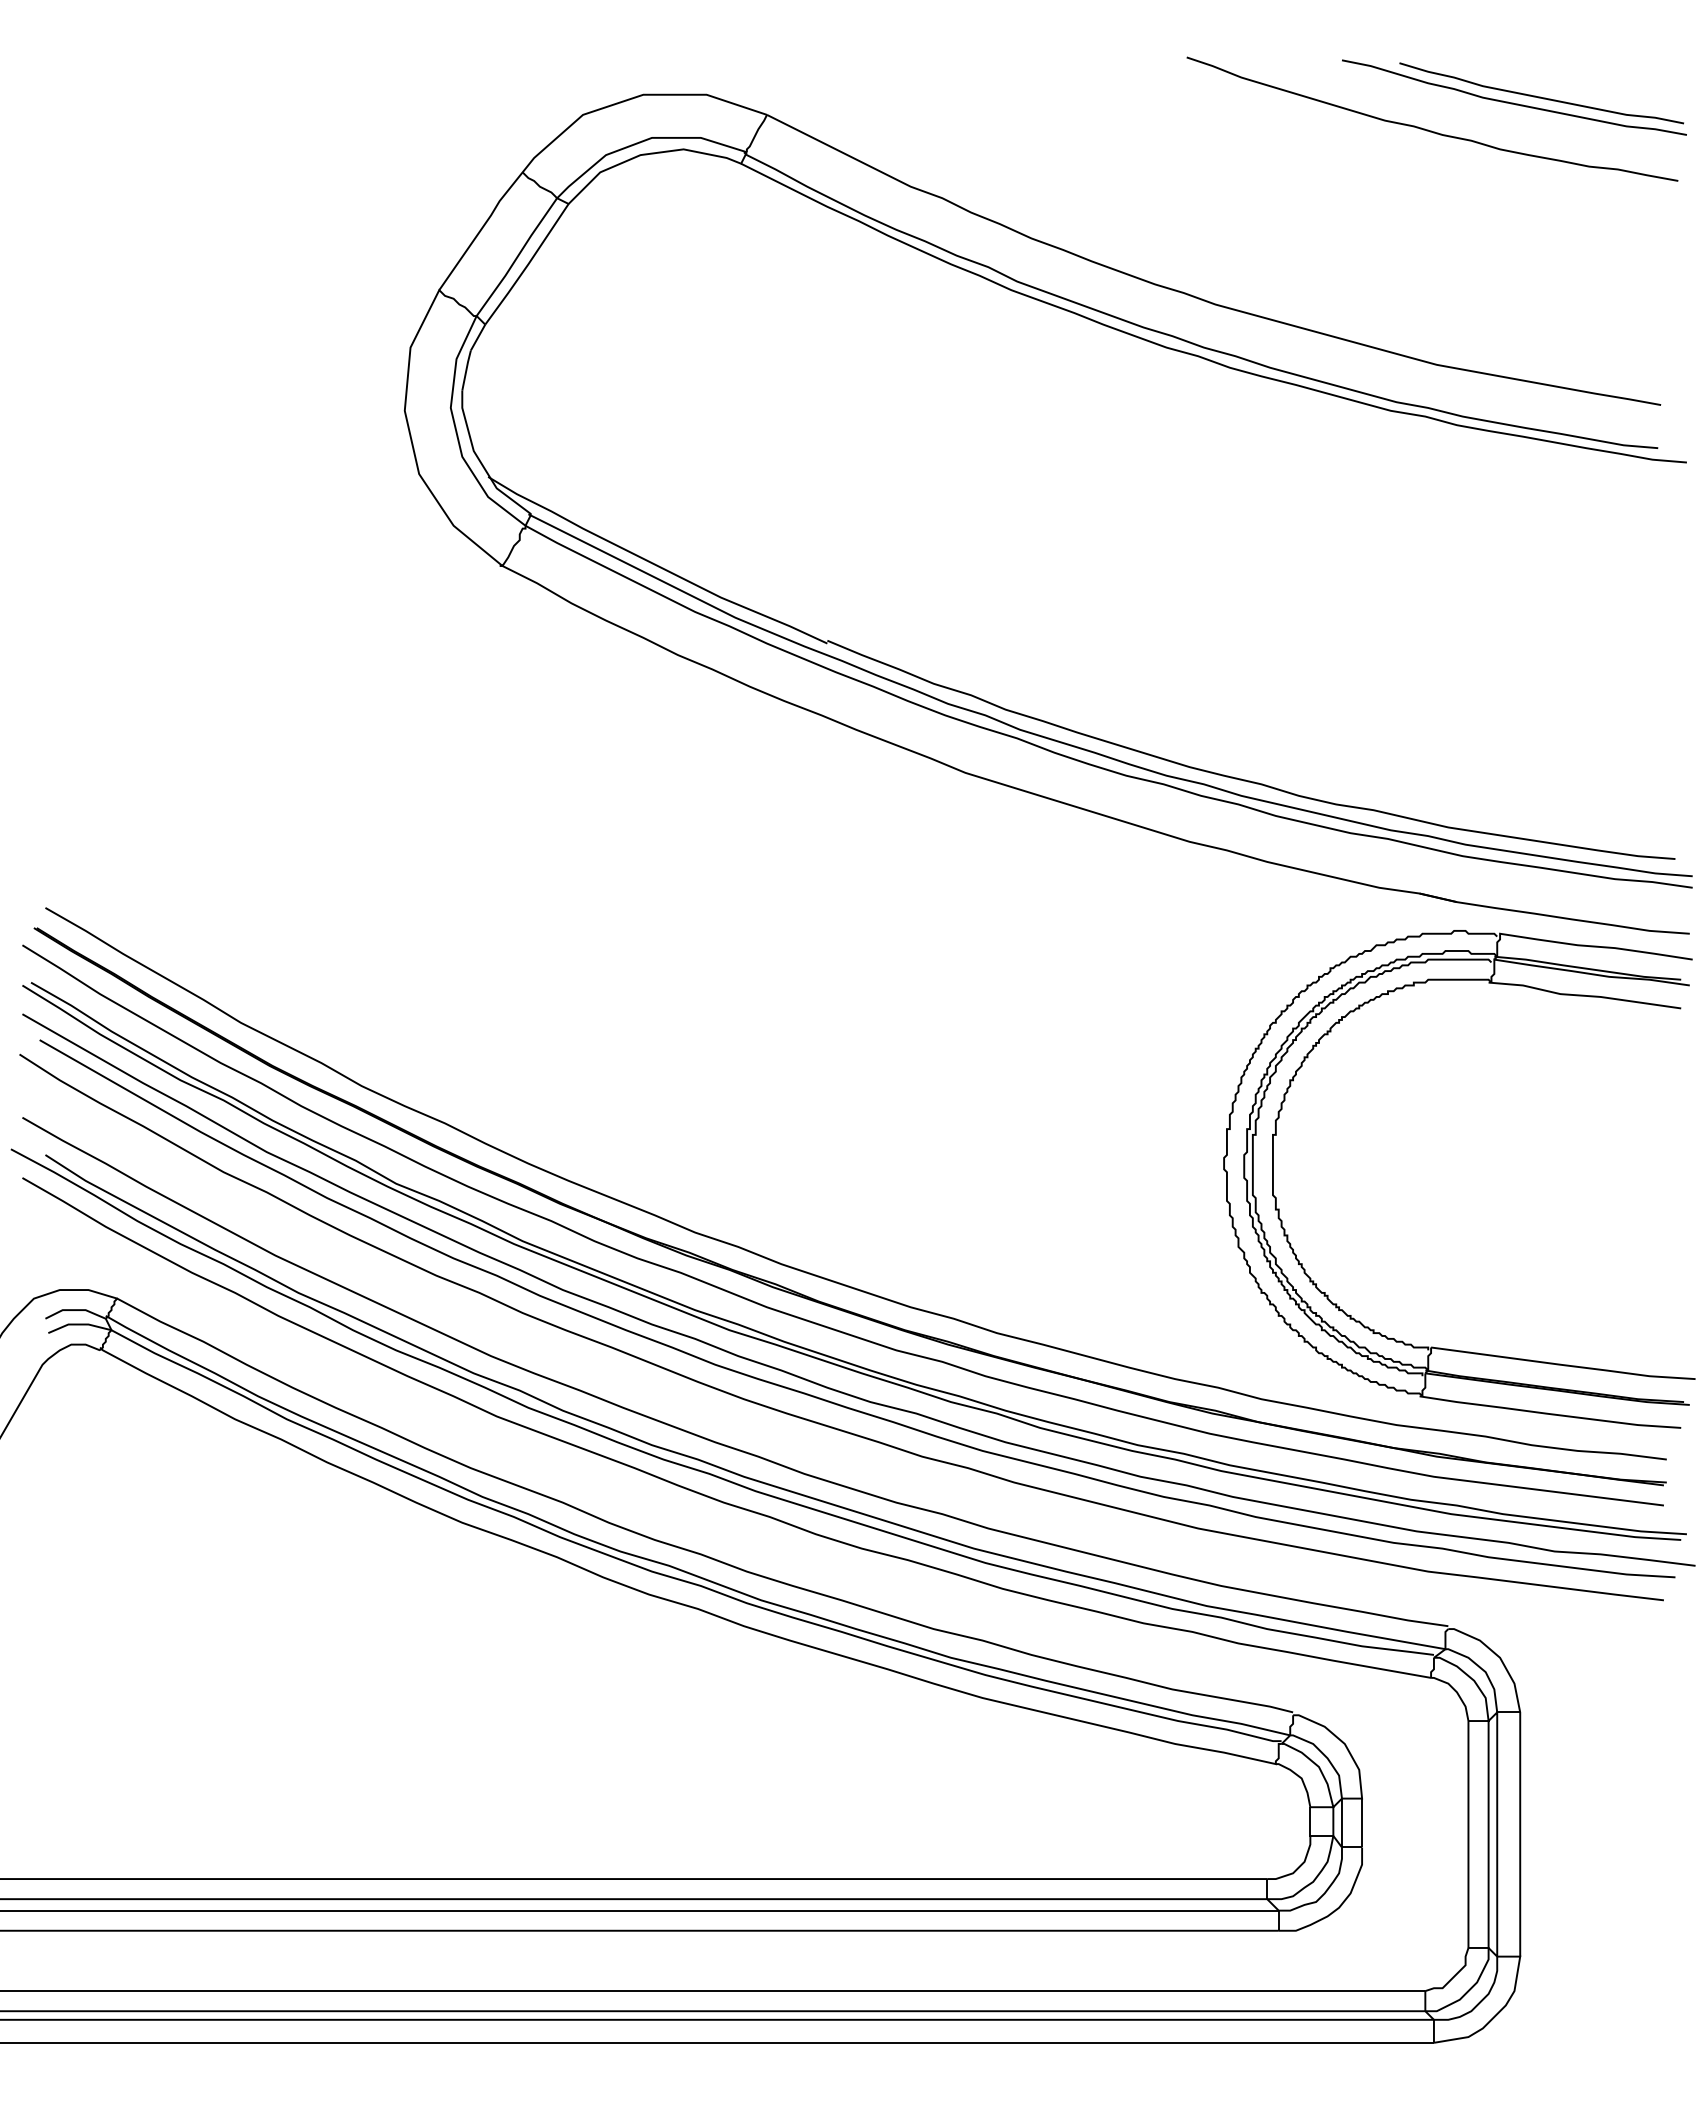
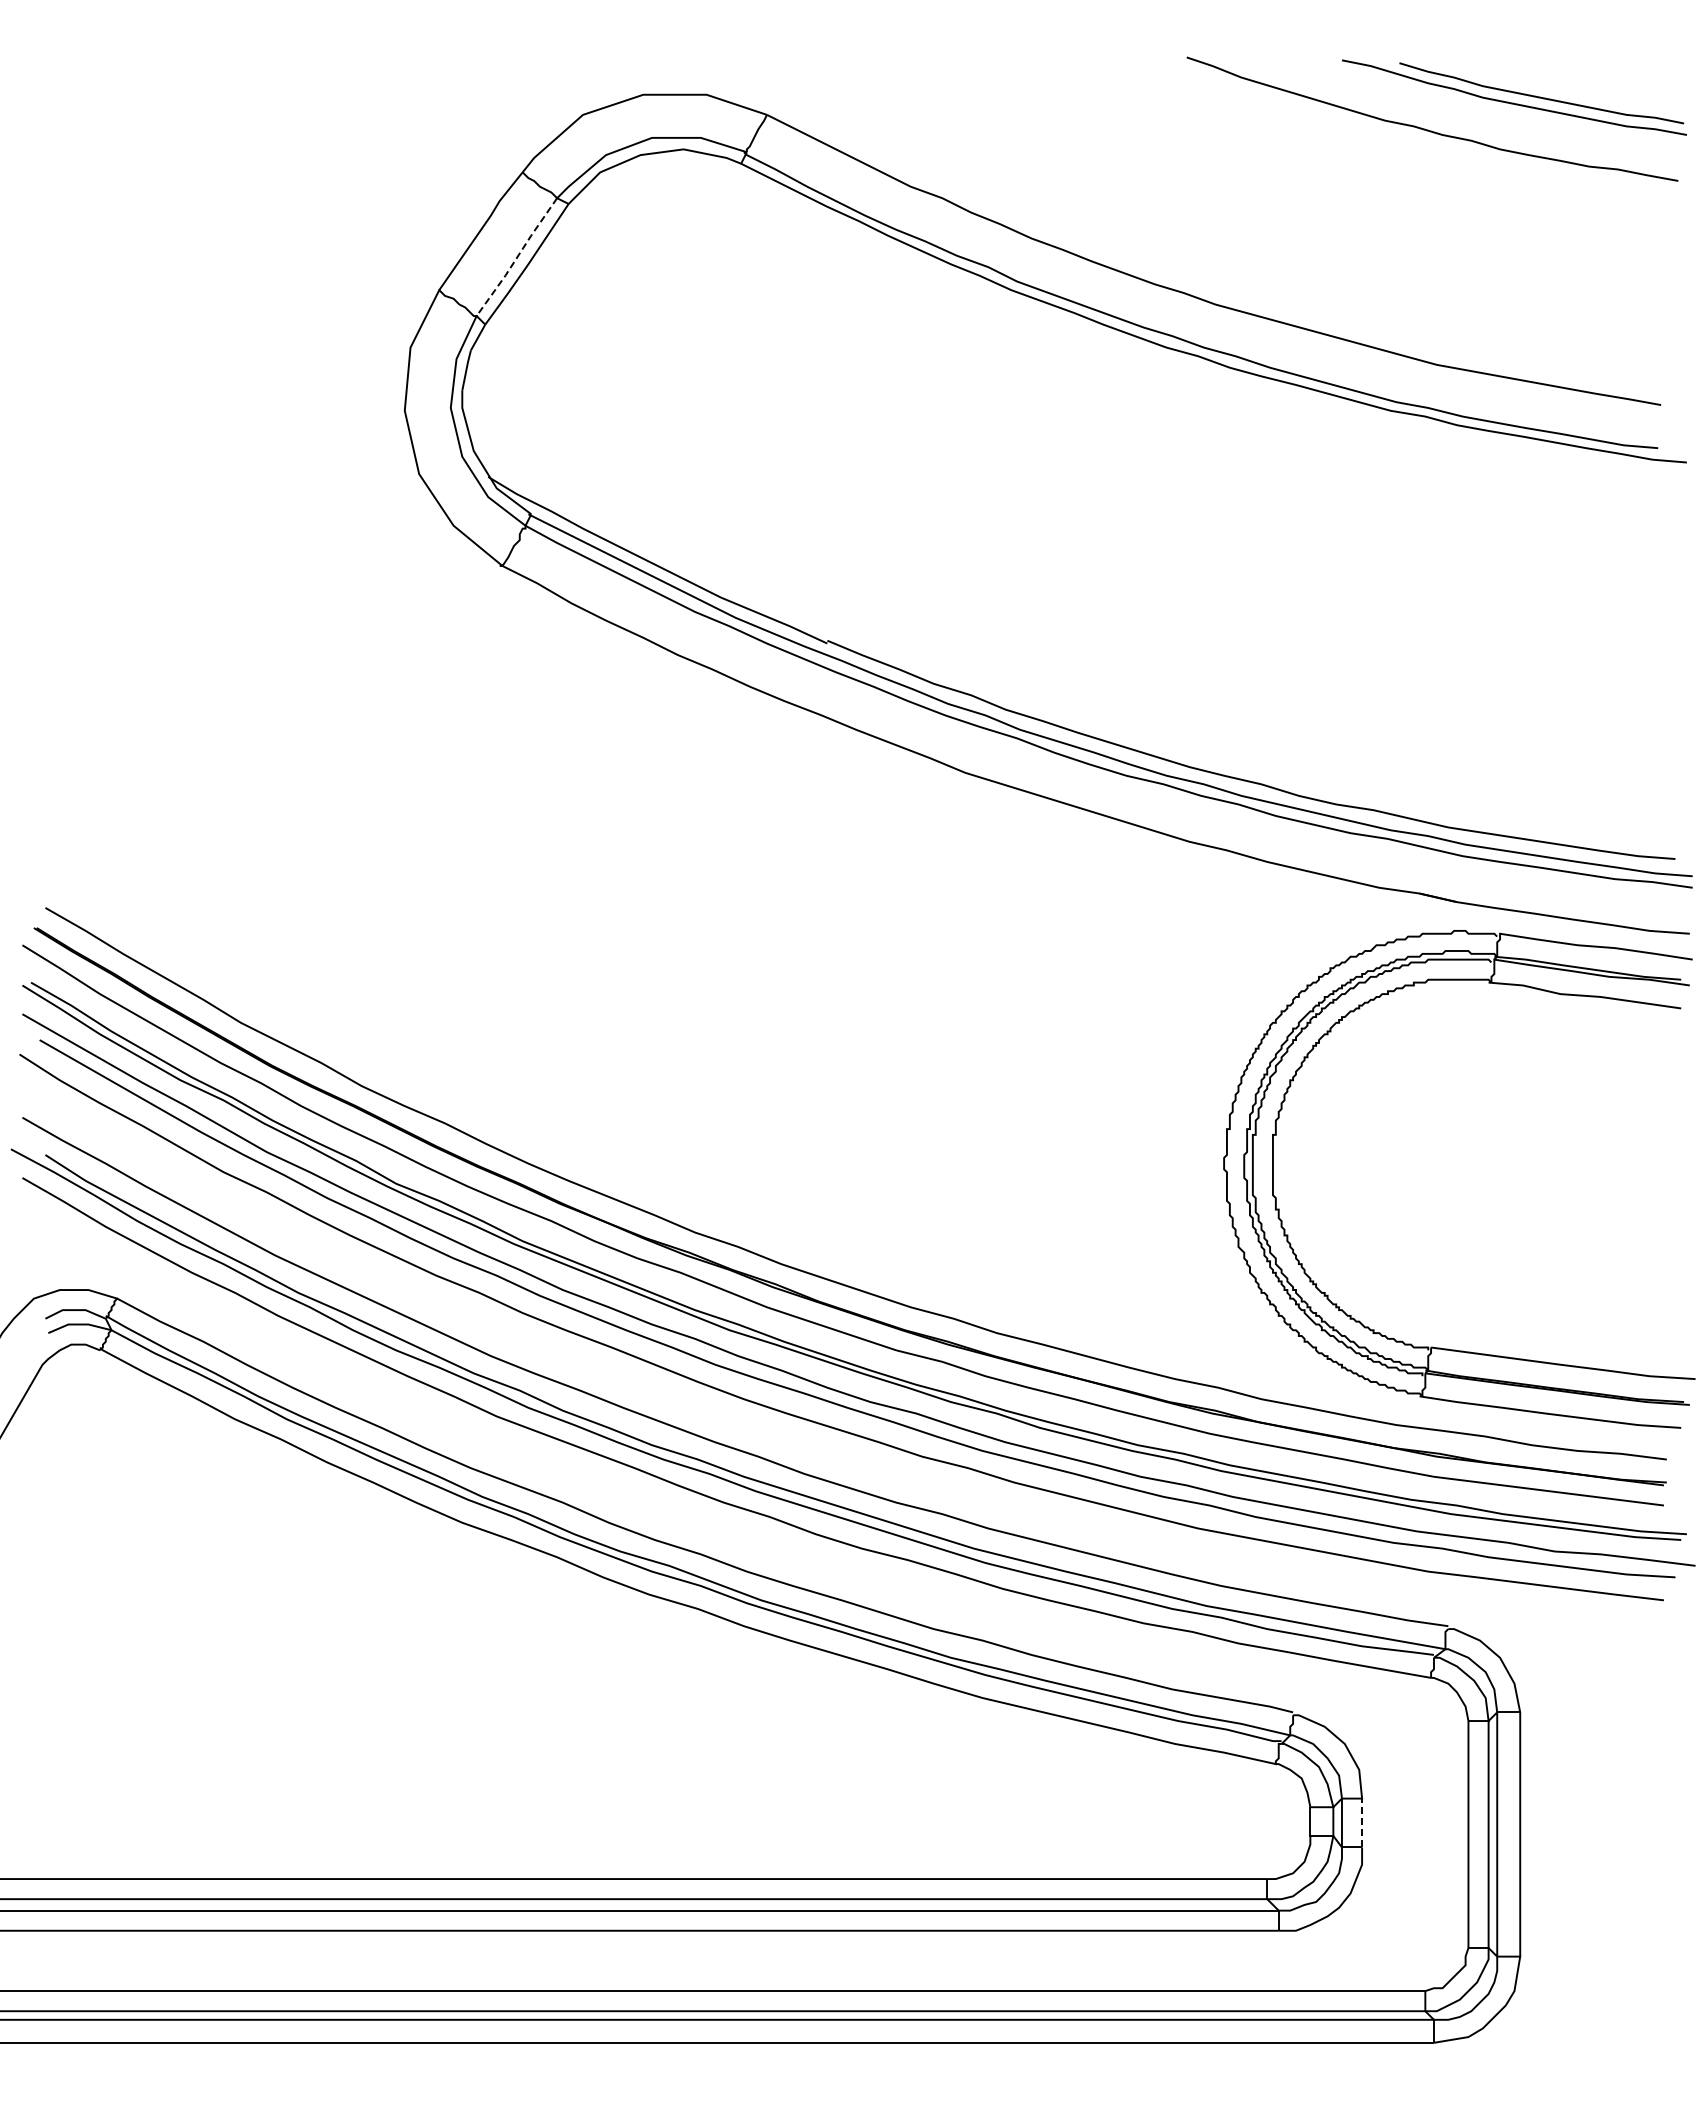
line: solid -> dashed (517, 257)
line: solid -> dashed (1362, 1822)
